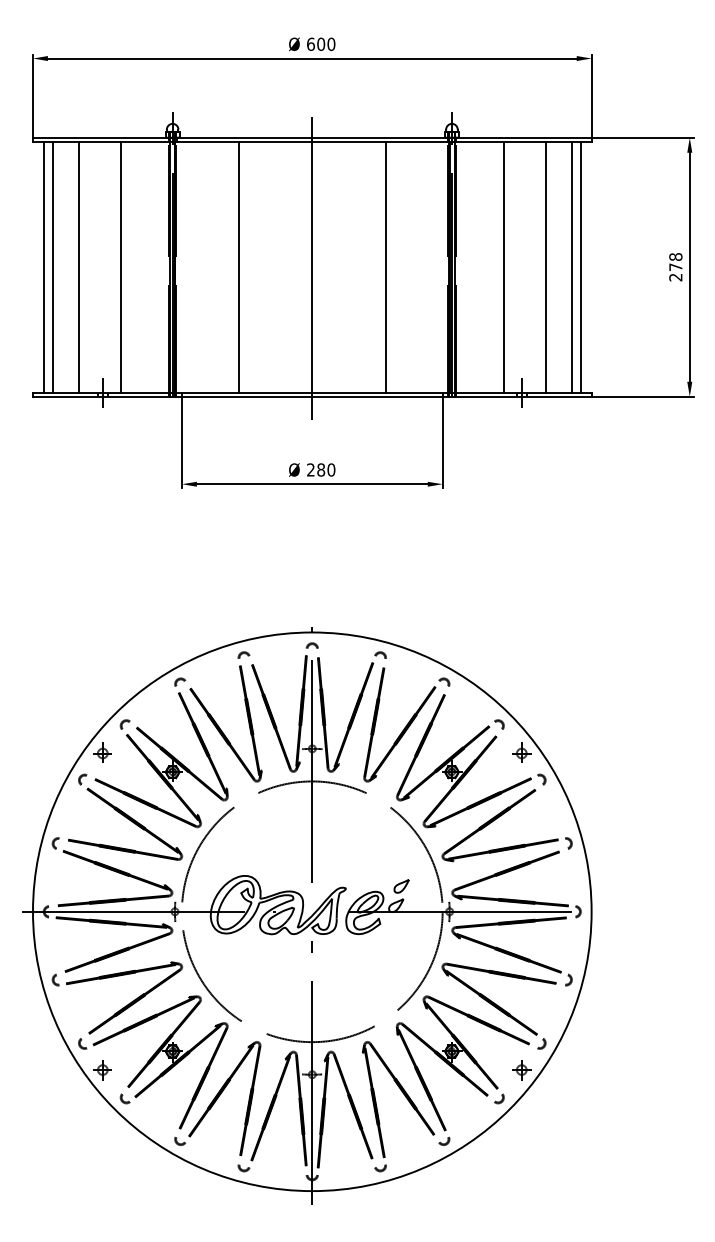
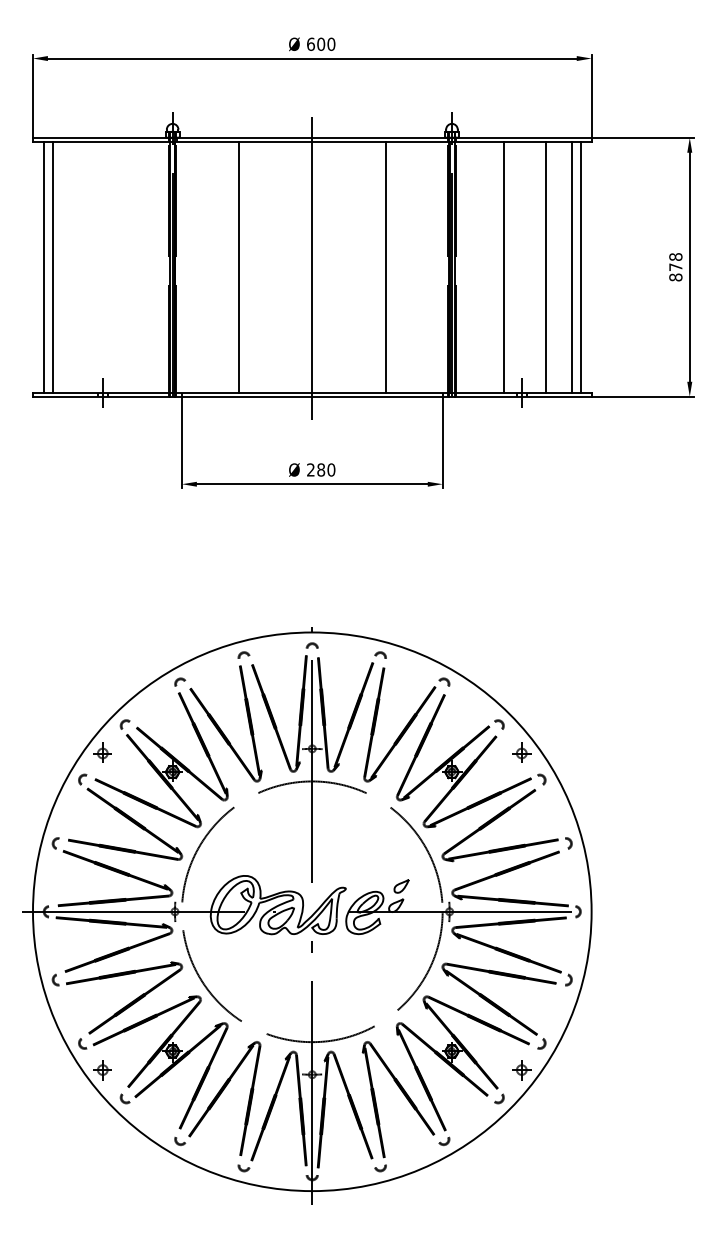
line: present -> none (78, 266)
line: present -> none (120, 266)
text: 278 -> 878 (675, 277)
